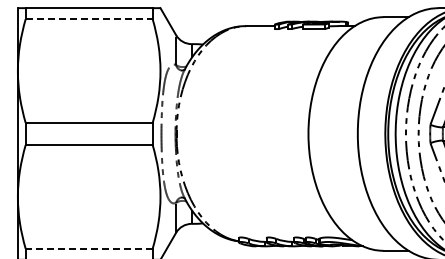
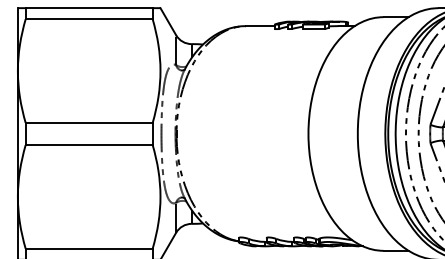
line: dashed -> solid (89, 19)
line: dashed -> solid (89, 248)
